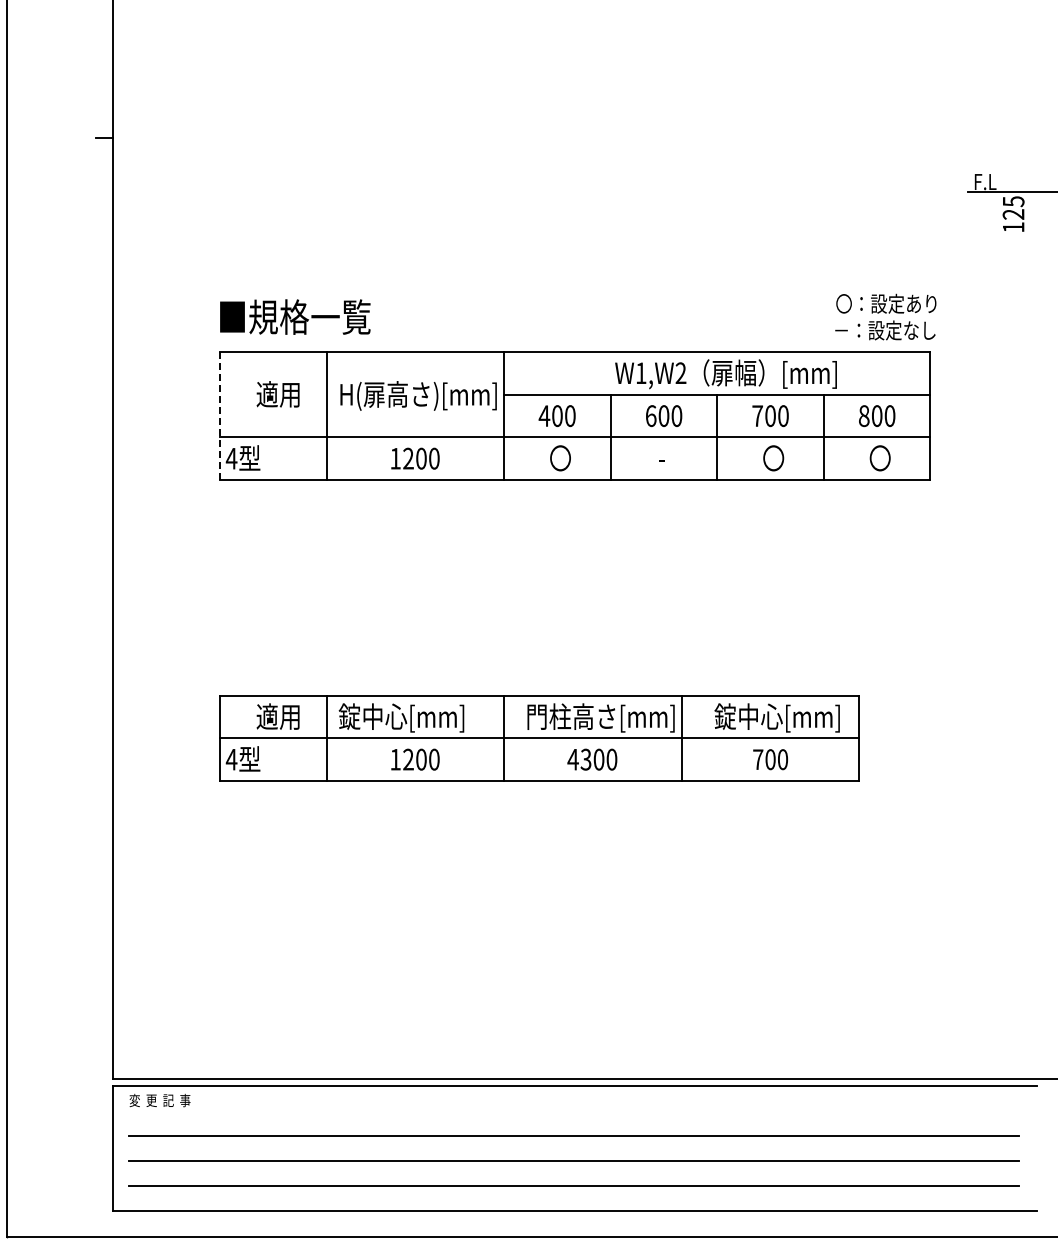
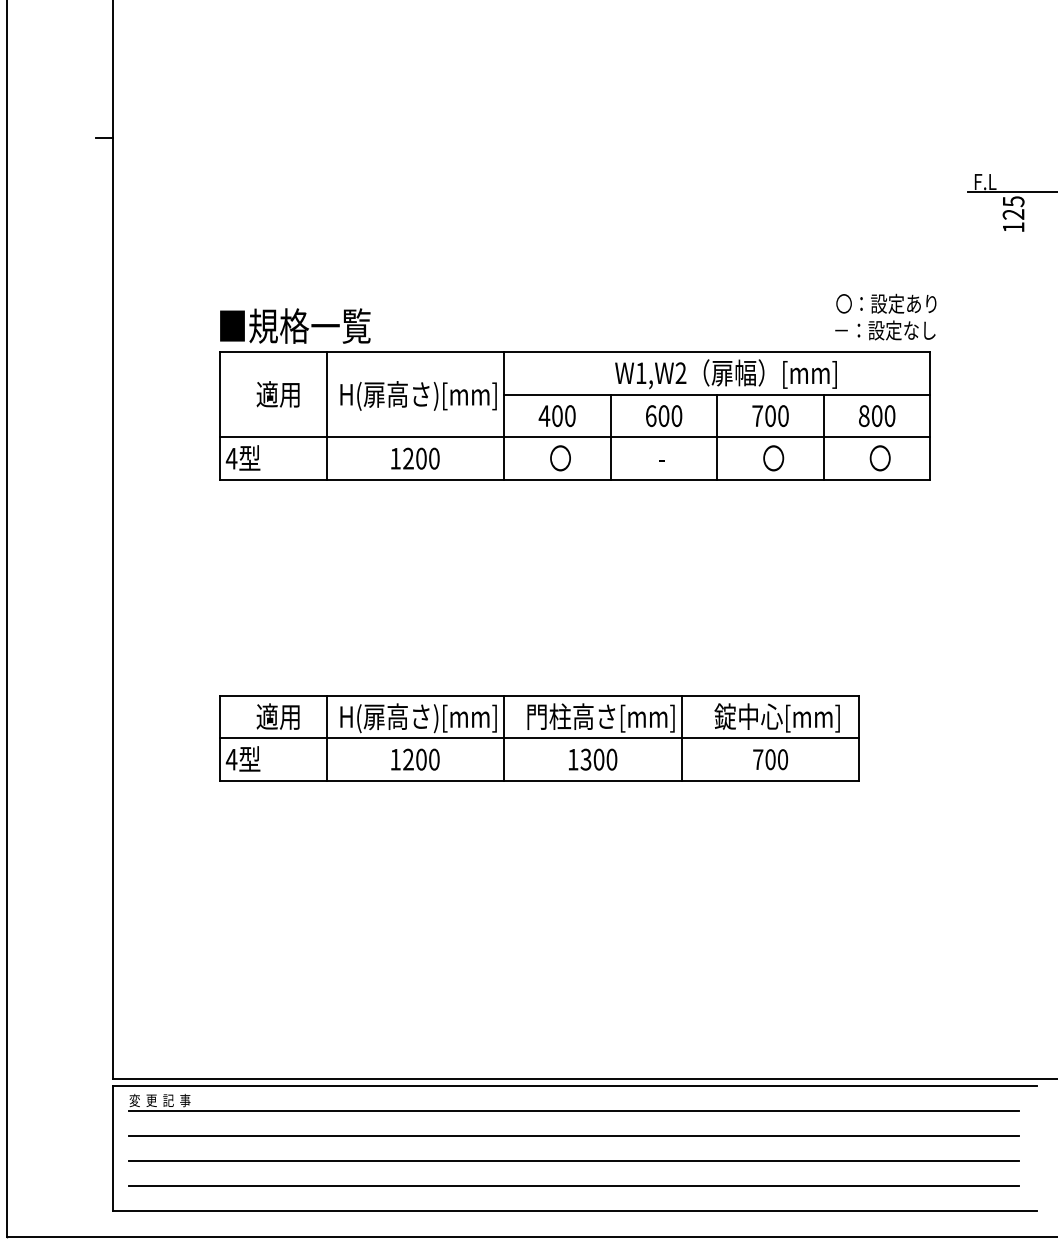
text position: (295, 316) -> (295, 325) (295, 325)
line: dashed -> solid (220, 416)
text: 錠中心[mm] -> H(扉高さ)[mm] (417, 718)
text: 4300 -> 1300 (572, 759)
line: none -> present (573, 1111)
